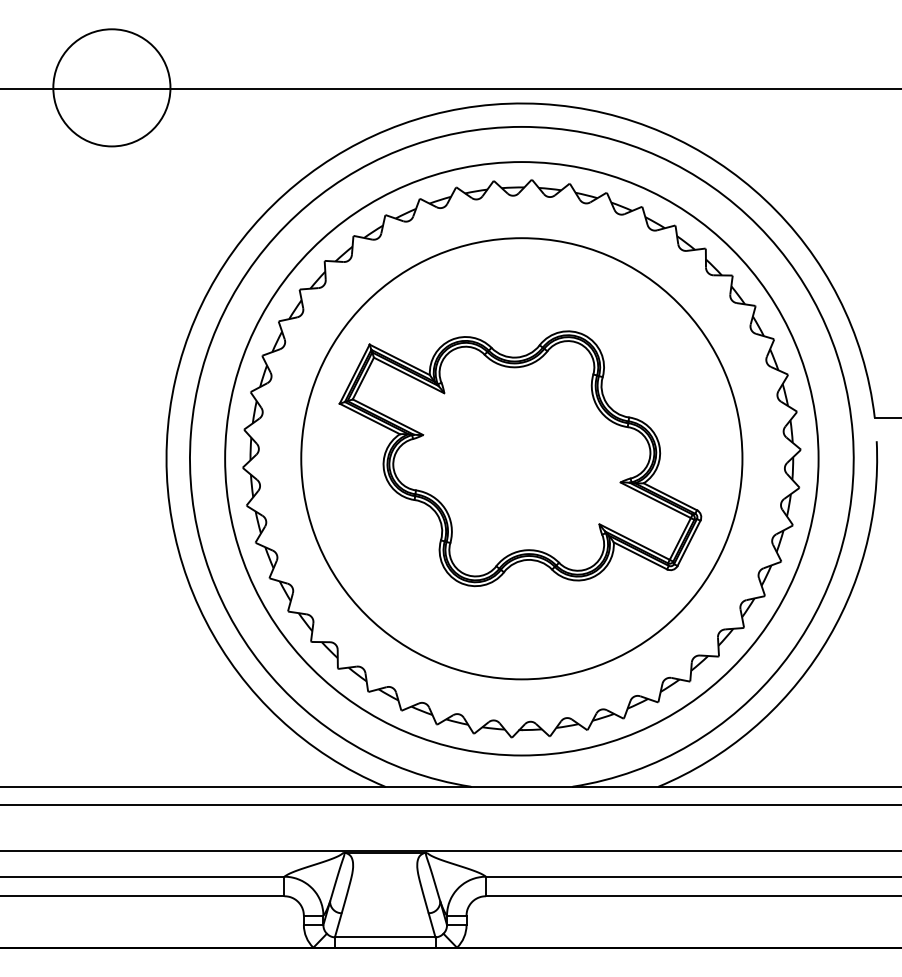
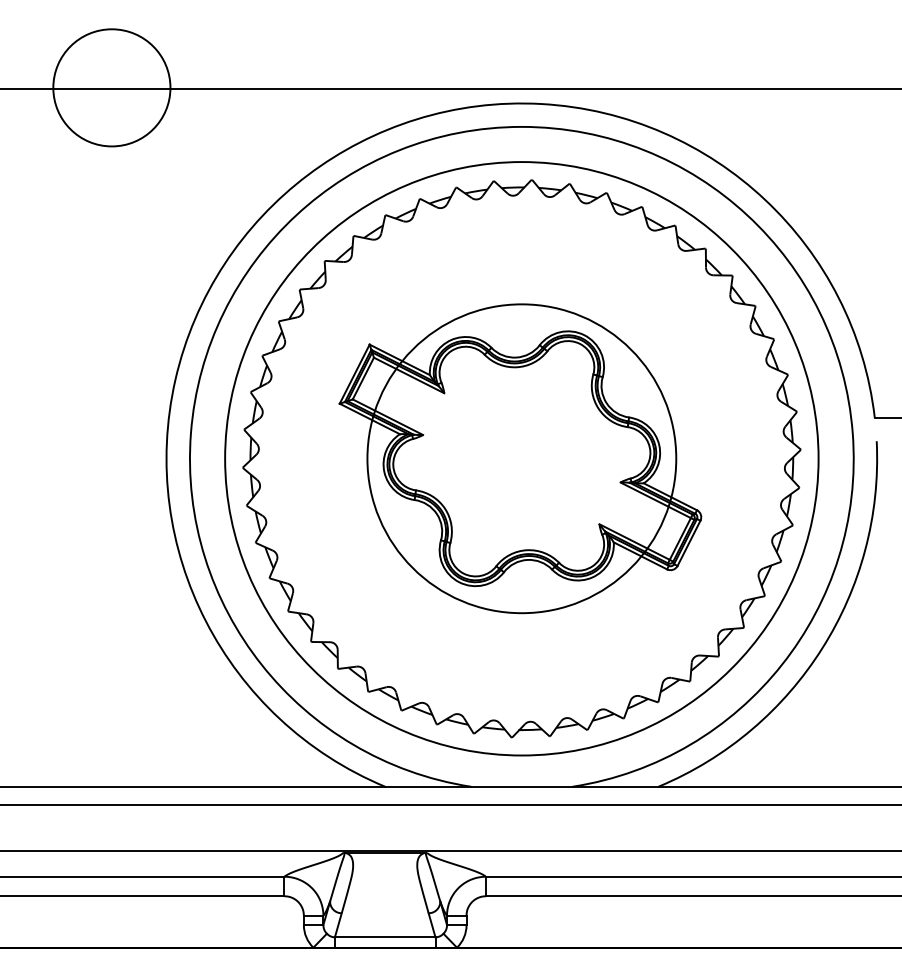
circle diameter: 441 px -> 309 px (521, 458)
